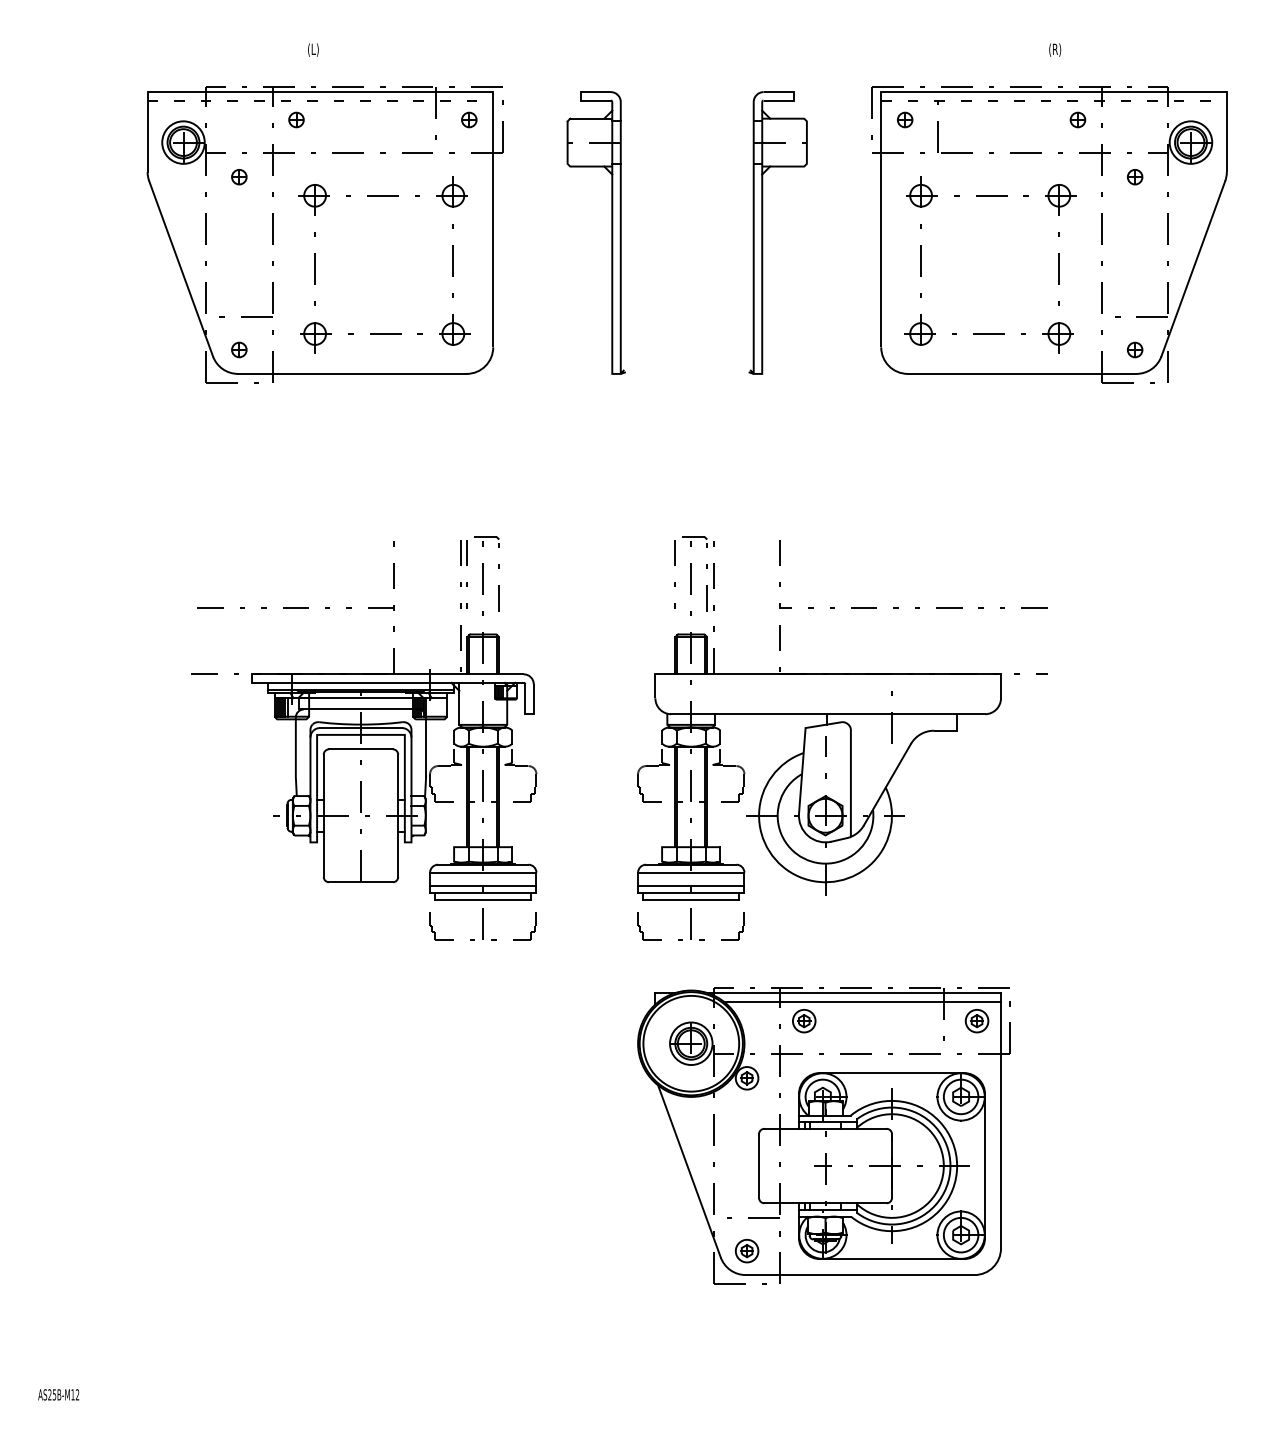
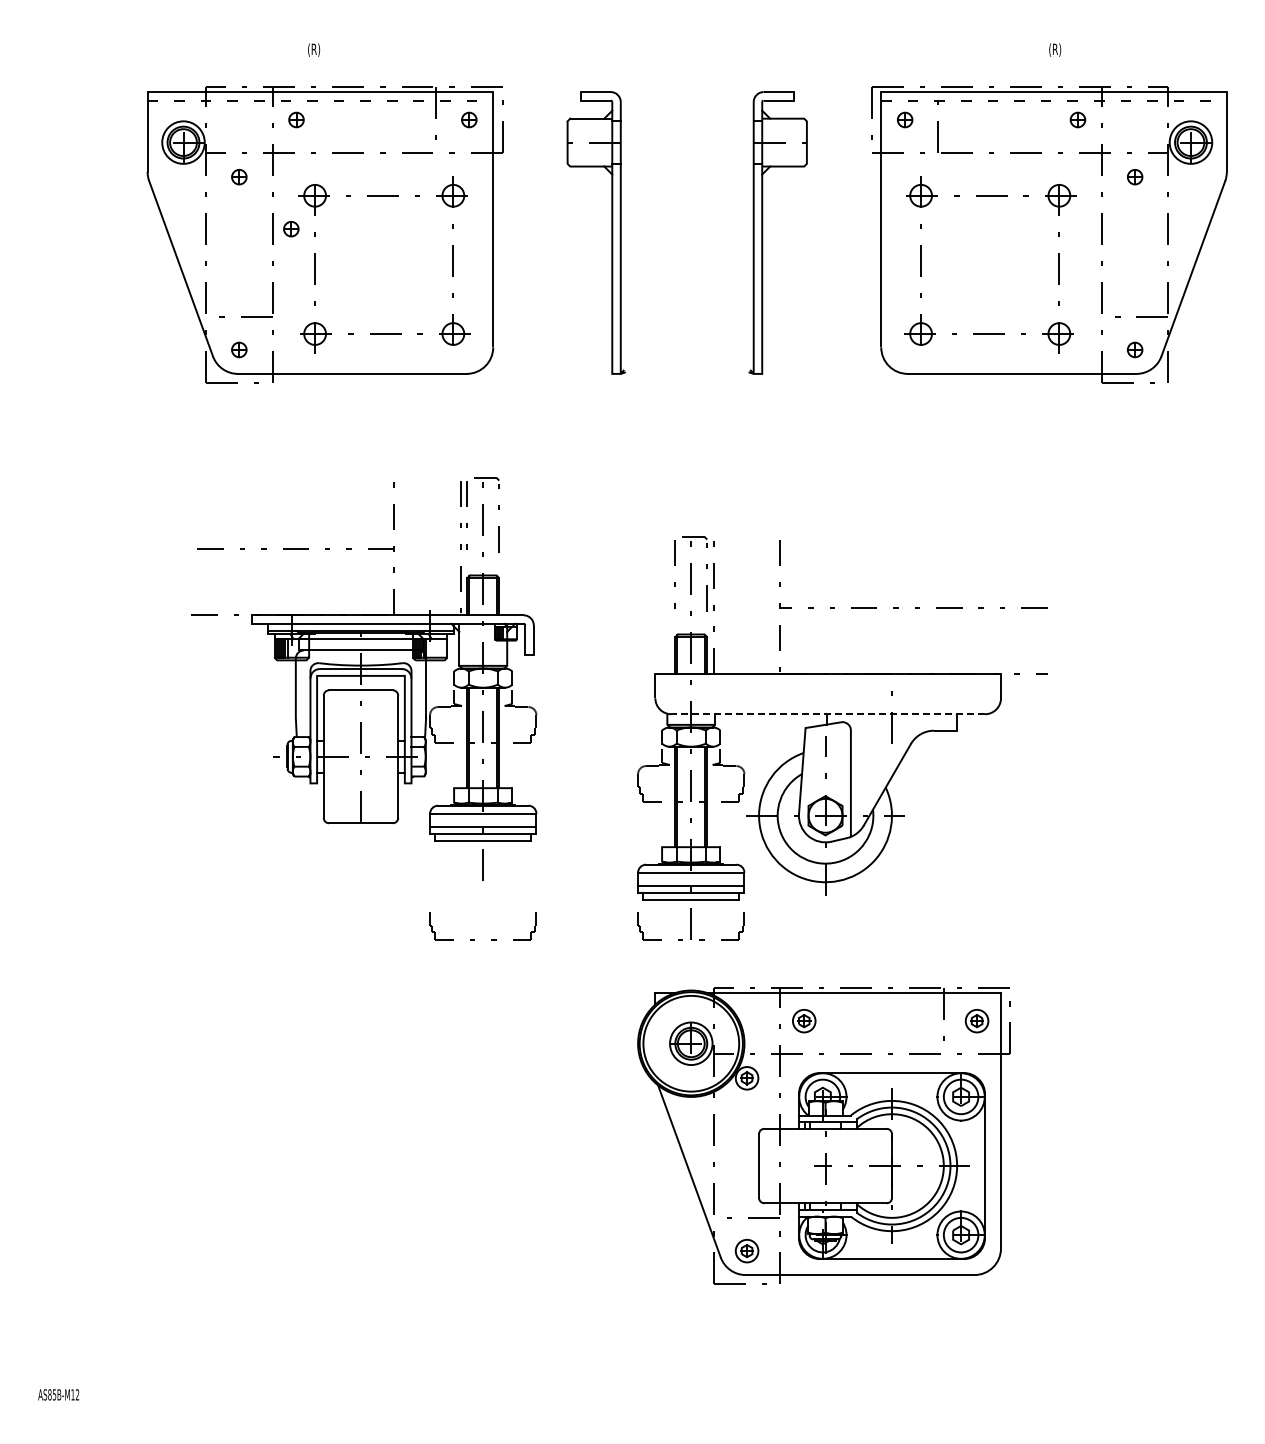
text: (L) -> (R) (316, 49)
part: none -> present (291, 229)
line: solid -> dashed (828, 714)
part position: (364, 737) -> (364, 678) (364, 678)
line: present -> none (862, 1001)
text: AS25B-M12 -> AS85B-M12 (49, 1394)
